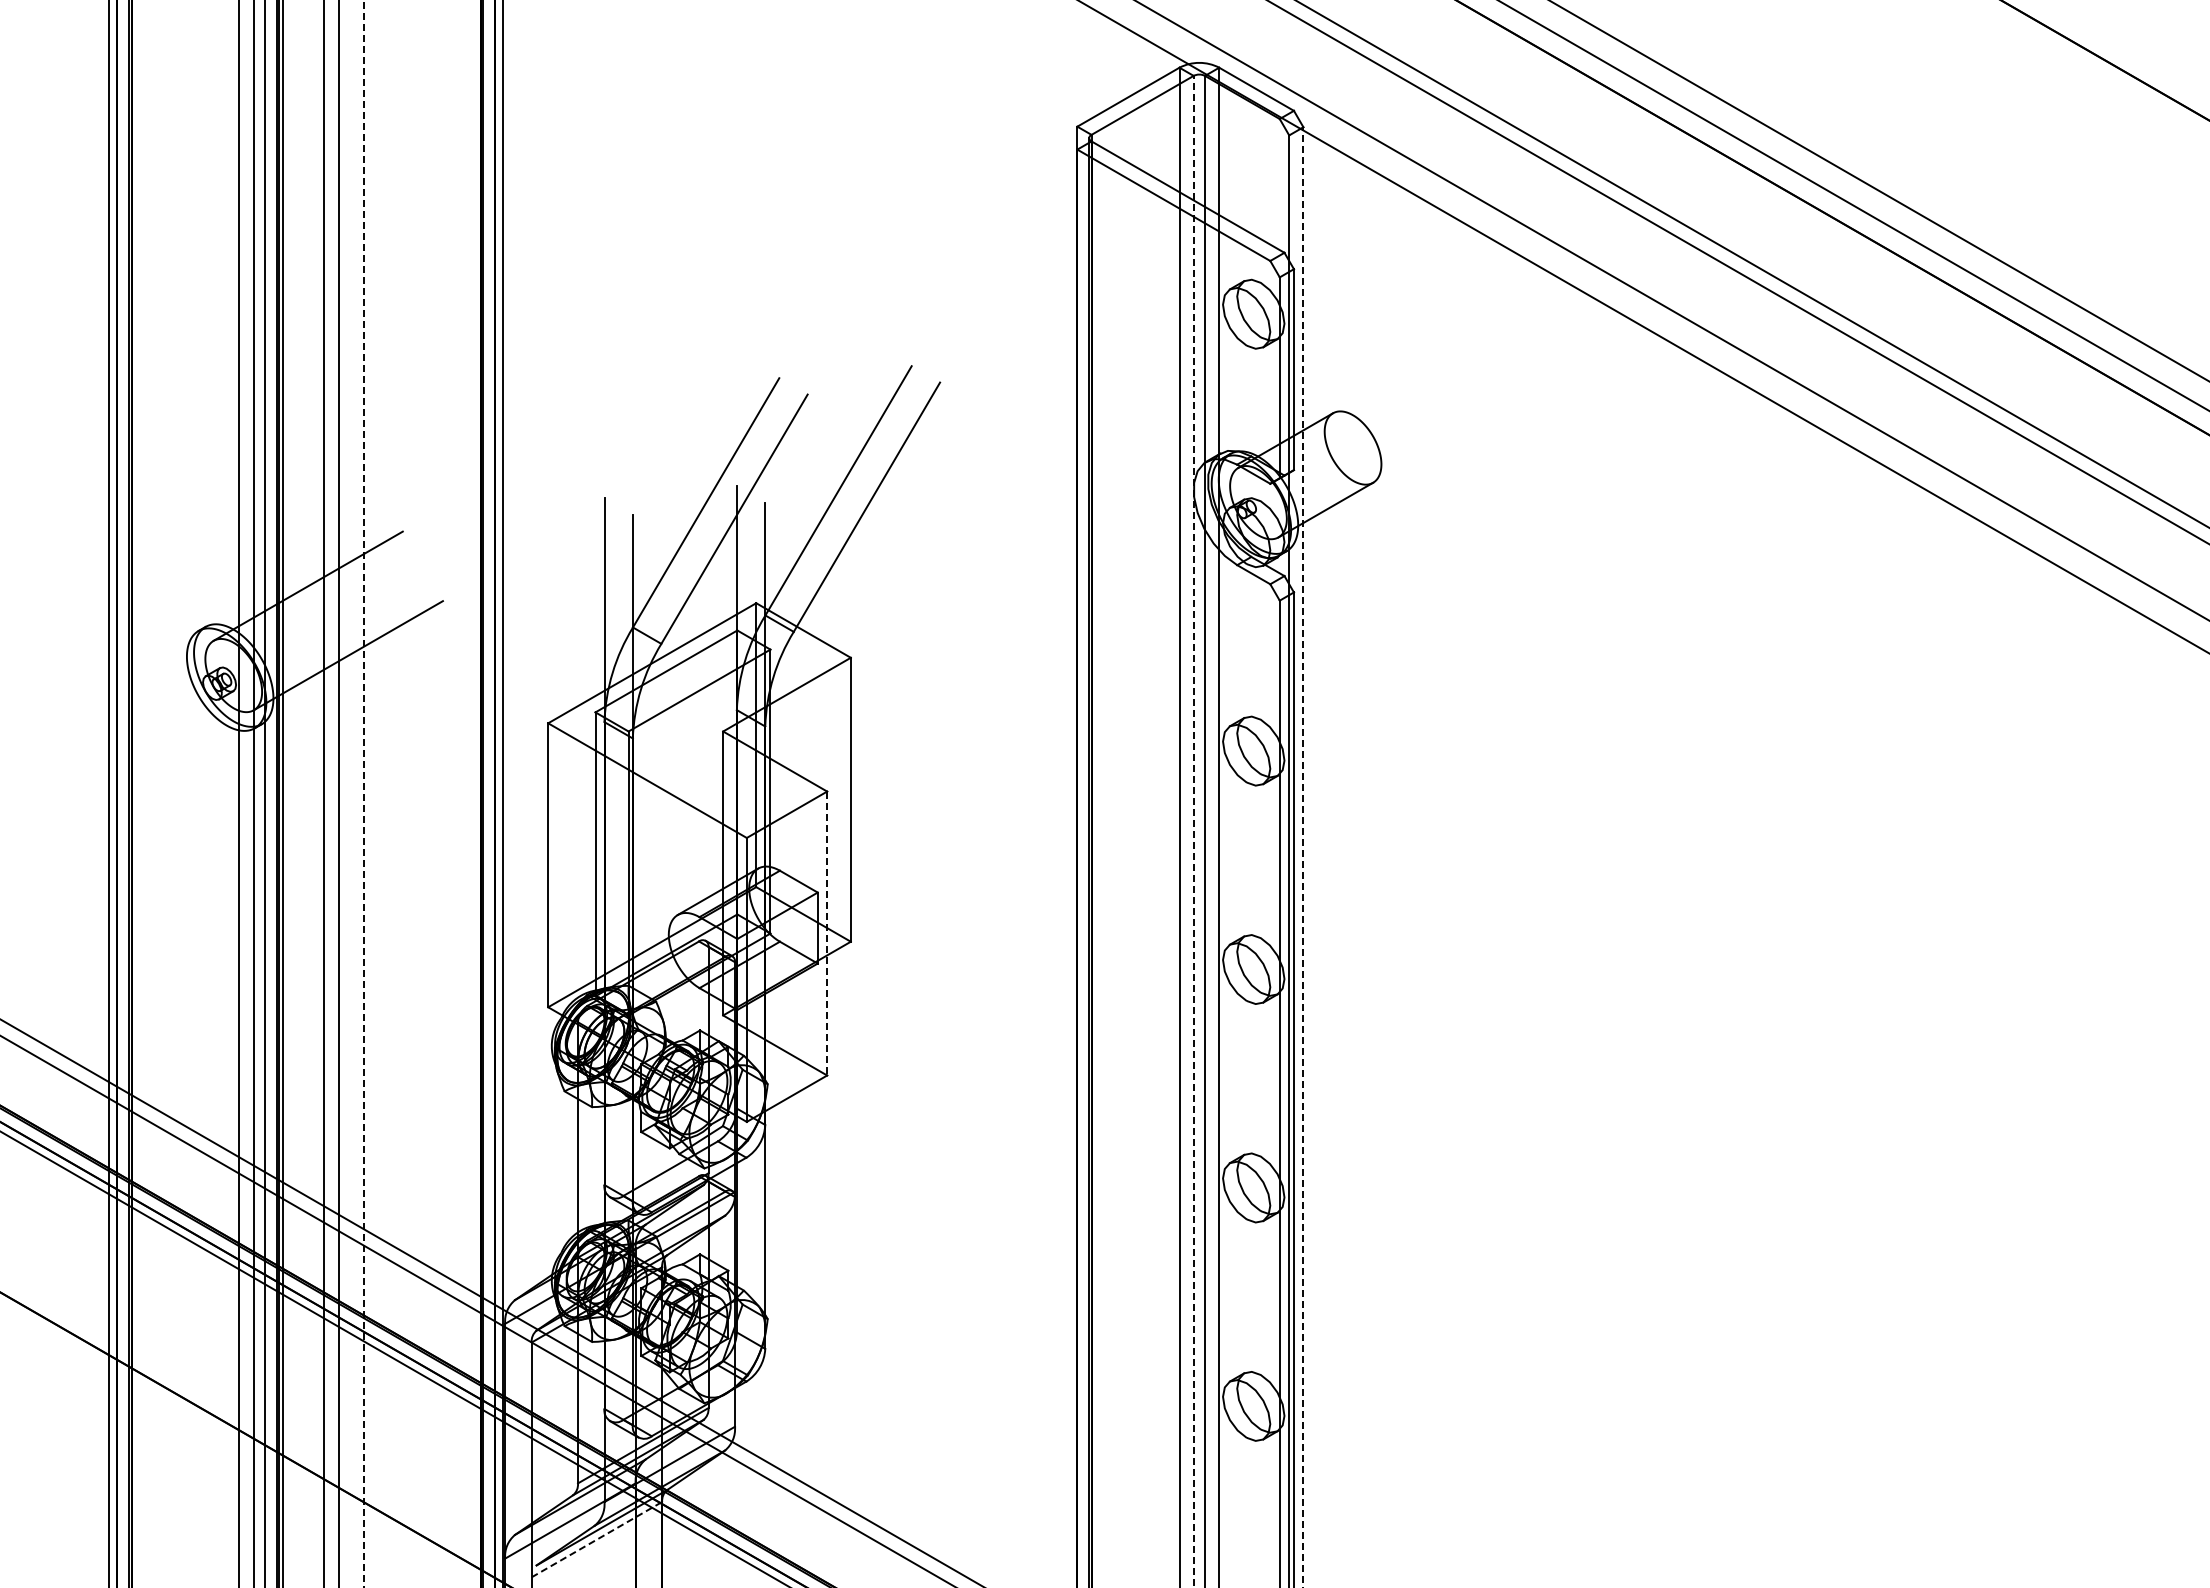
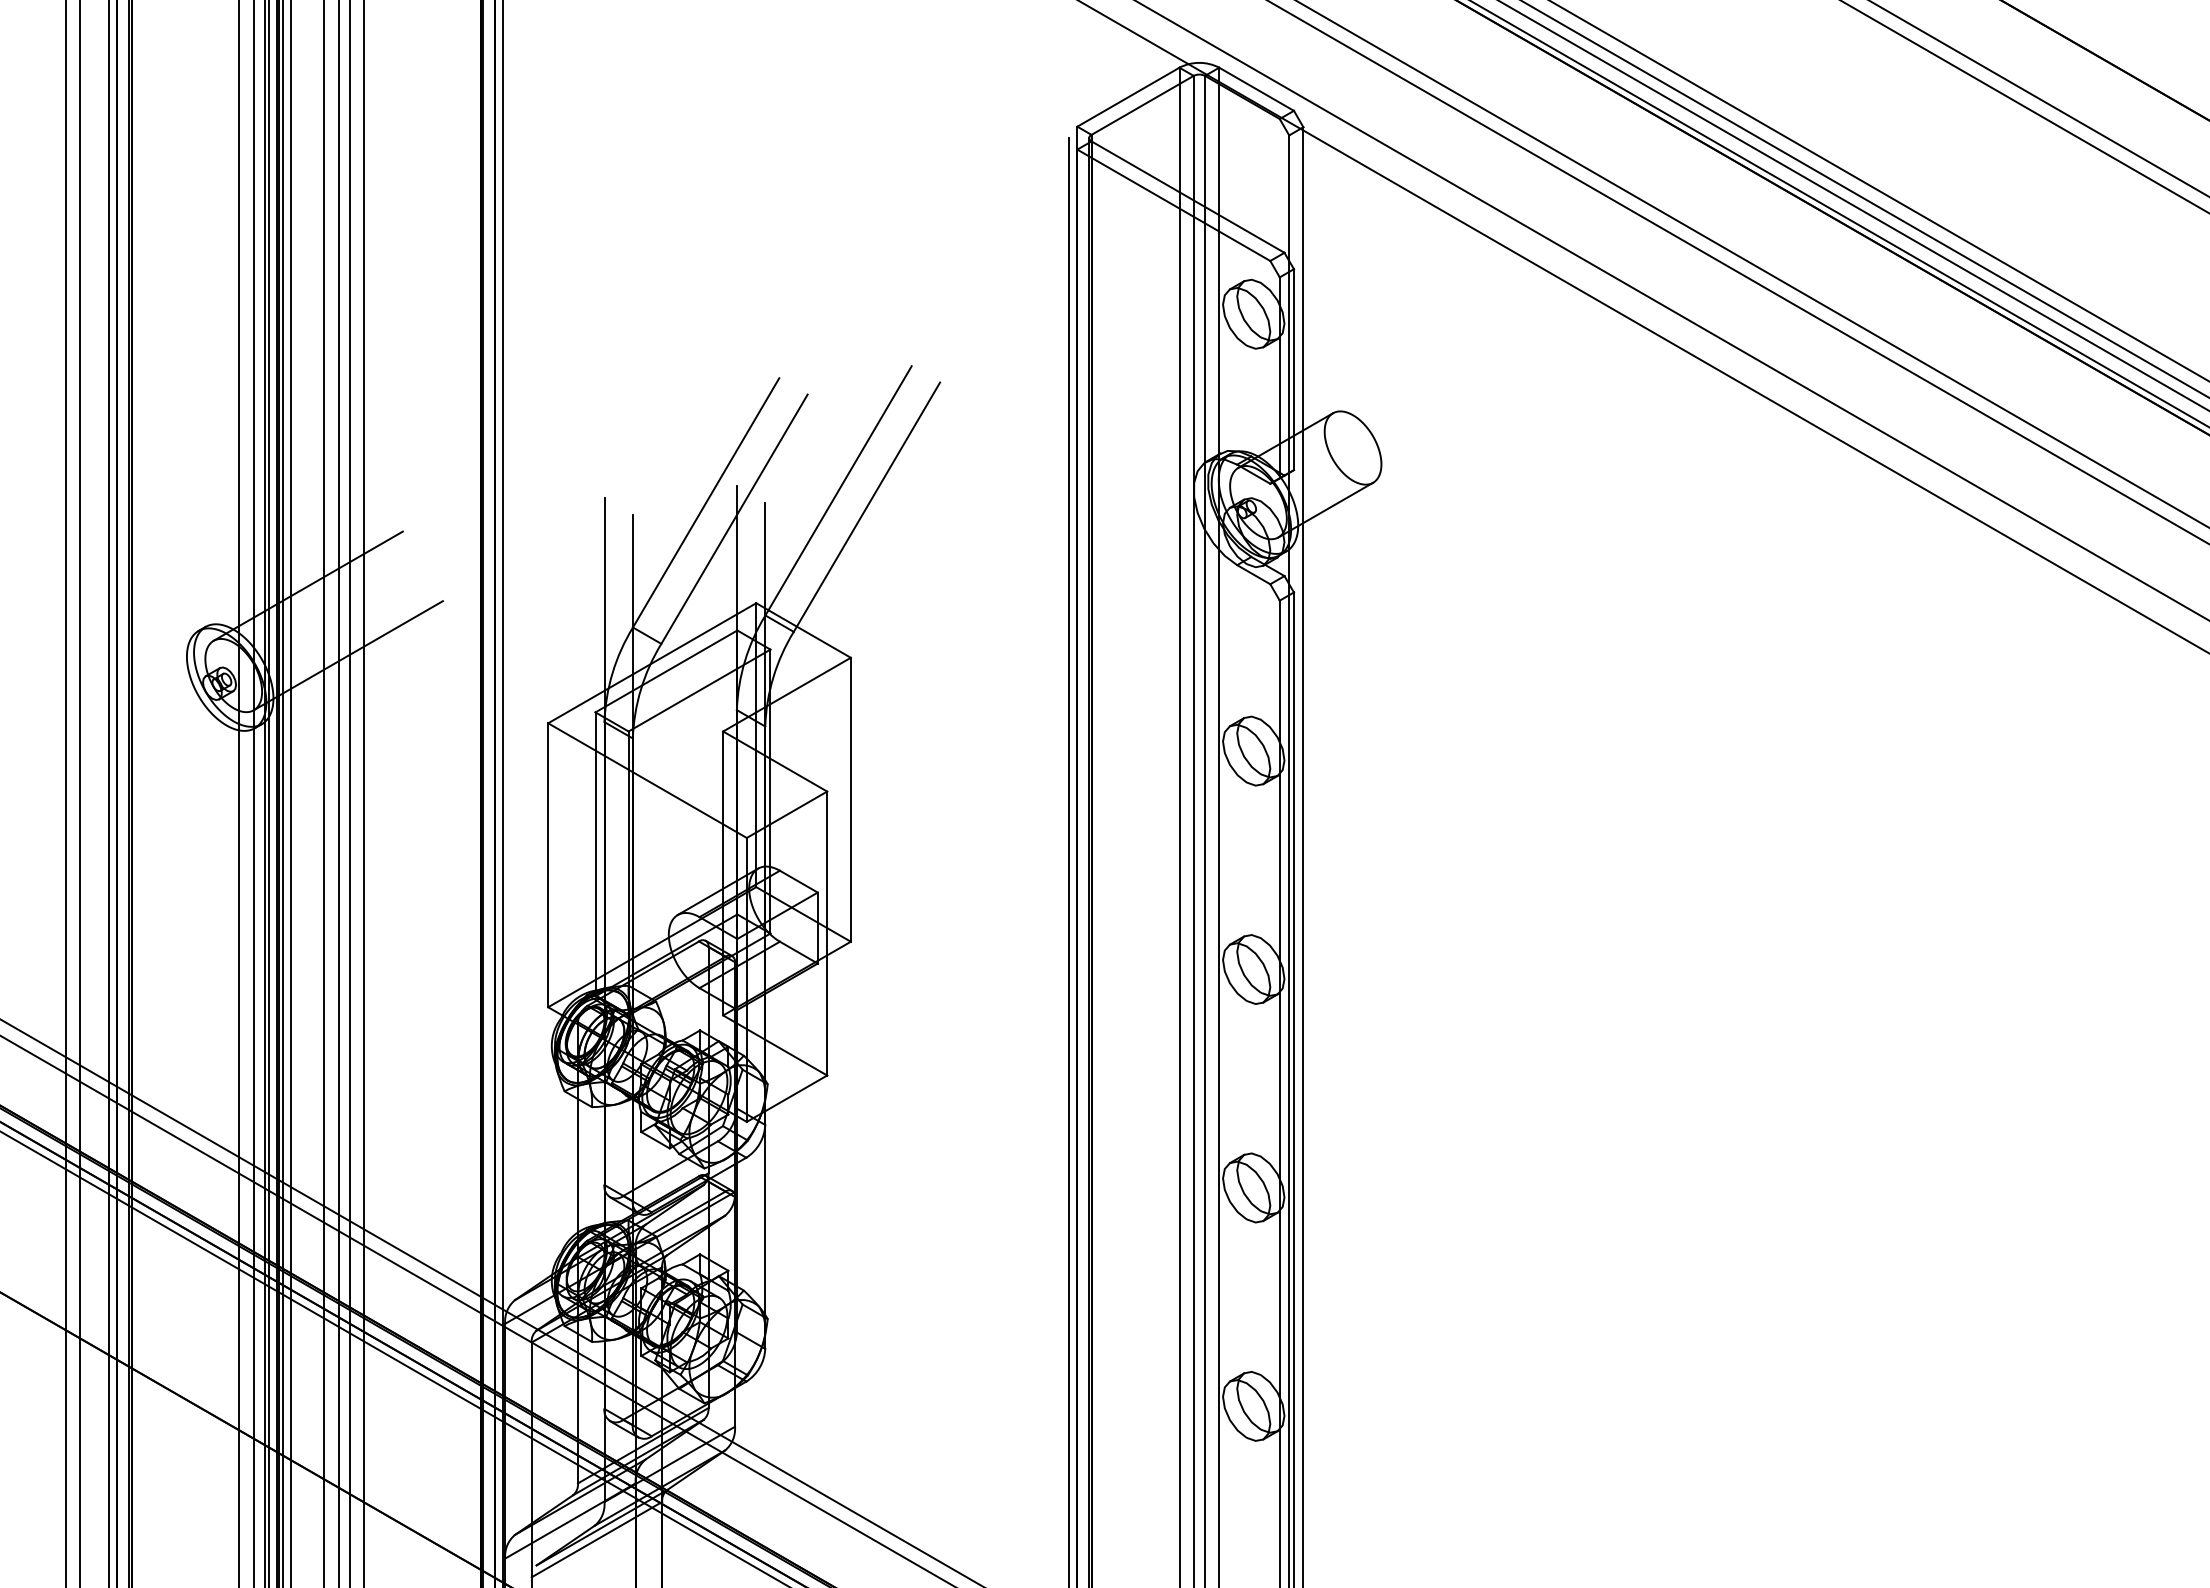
line: none -> present (2038, 98)
line: none -> present (2024, 106)
line: none -> present (1864, 199)
line: none -> present (1839, 213)
line: none -> present (66, 793)
line: none -> present (80, 793)
line: none -> present (268, 793)
line: none -> present (291, 793)
line: none -> present (350, 793)
line: dashed -> solid (364, 794)
line: dashed -> solid (1193, 831)
line: dashed -> solid (1303, 857)
line: none -> present (1069, 861)
line: dashed -> solid (827, 933)
line: dashed -> solid (597, 1539)
